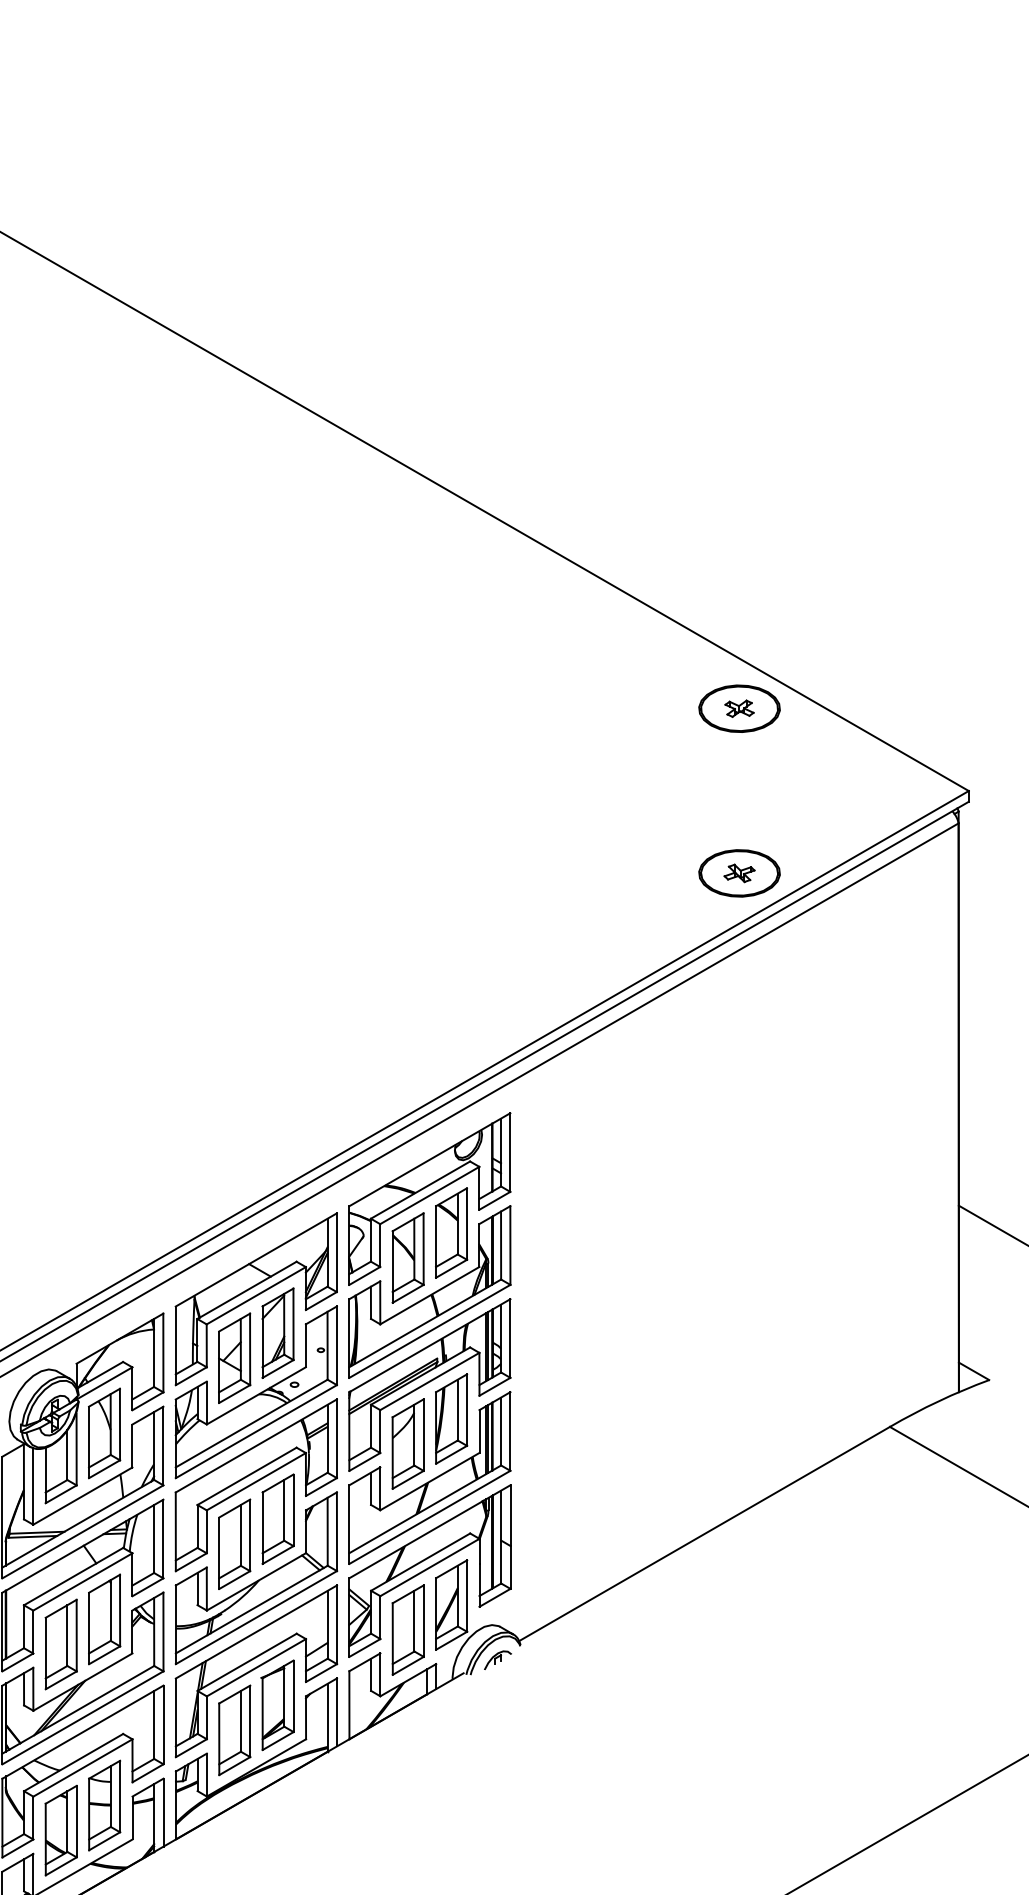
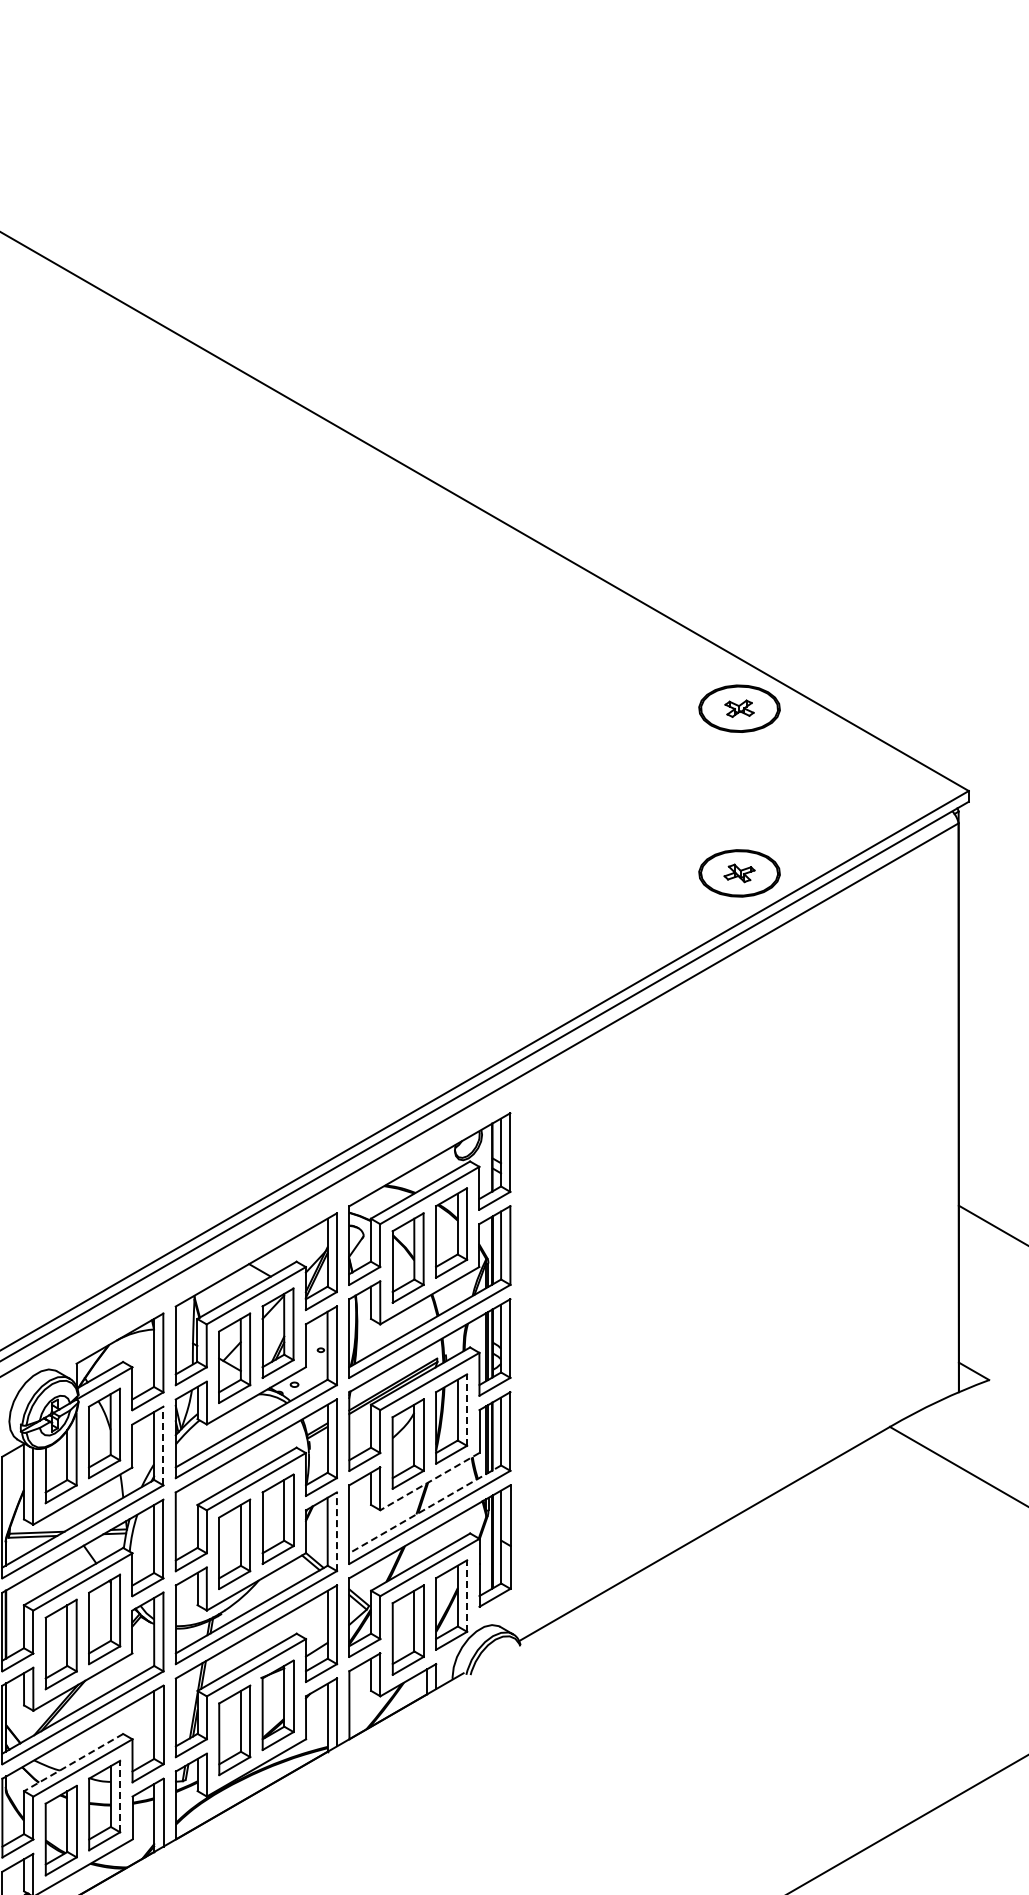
line: solid -> dashed (467, 1410)
line: solid -> dashed (163, 1445)
line: solid -> dashed (429, 1481)
line: solid -> dashed (425, 1509)
line: solid -> dashed (336, 1531)
line: solid -> dashed (467, 1596)
part: present -> none (497, 1659)
line: solid -> dashed (73, 1762)
line: solid -> dashed (120, 1796)
